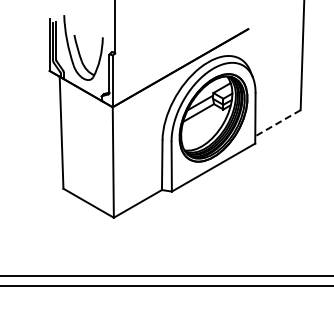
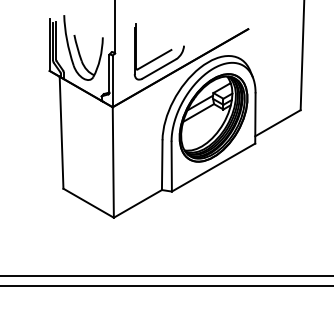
part: none -> present (158, 51)
line: dashed -> solid (277, 123)
